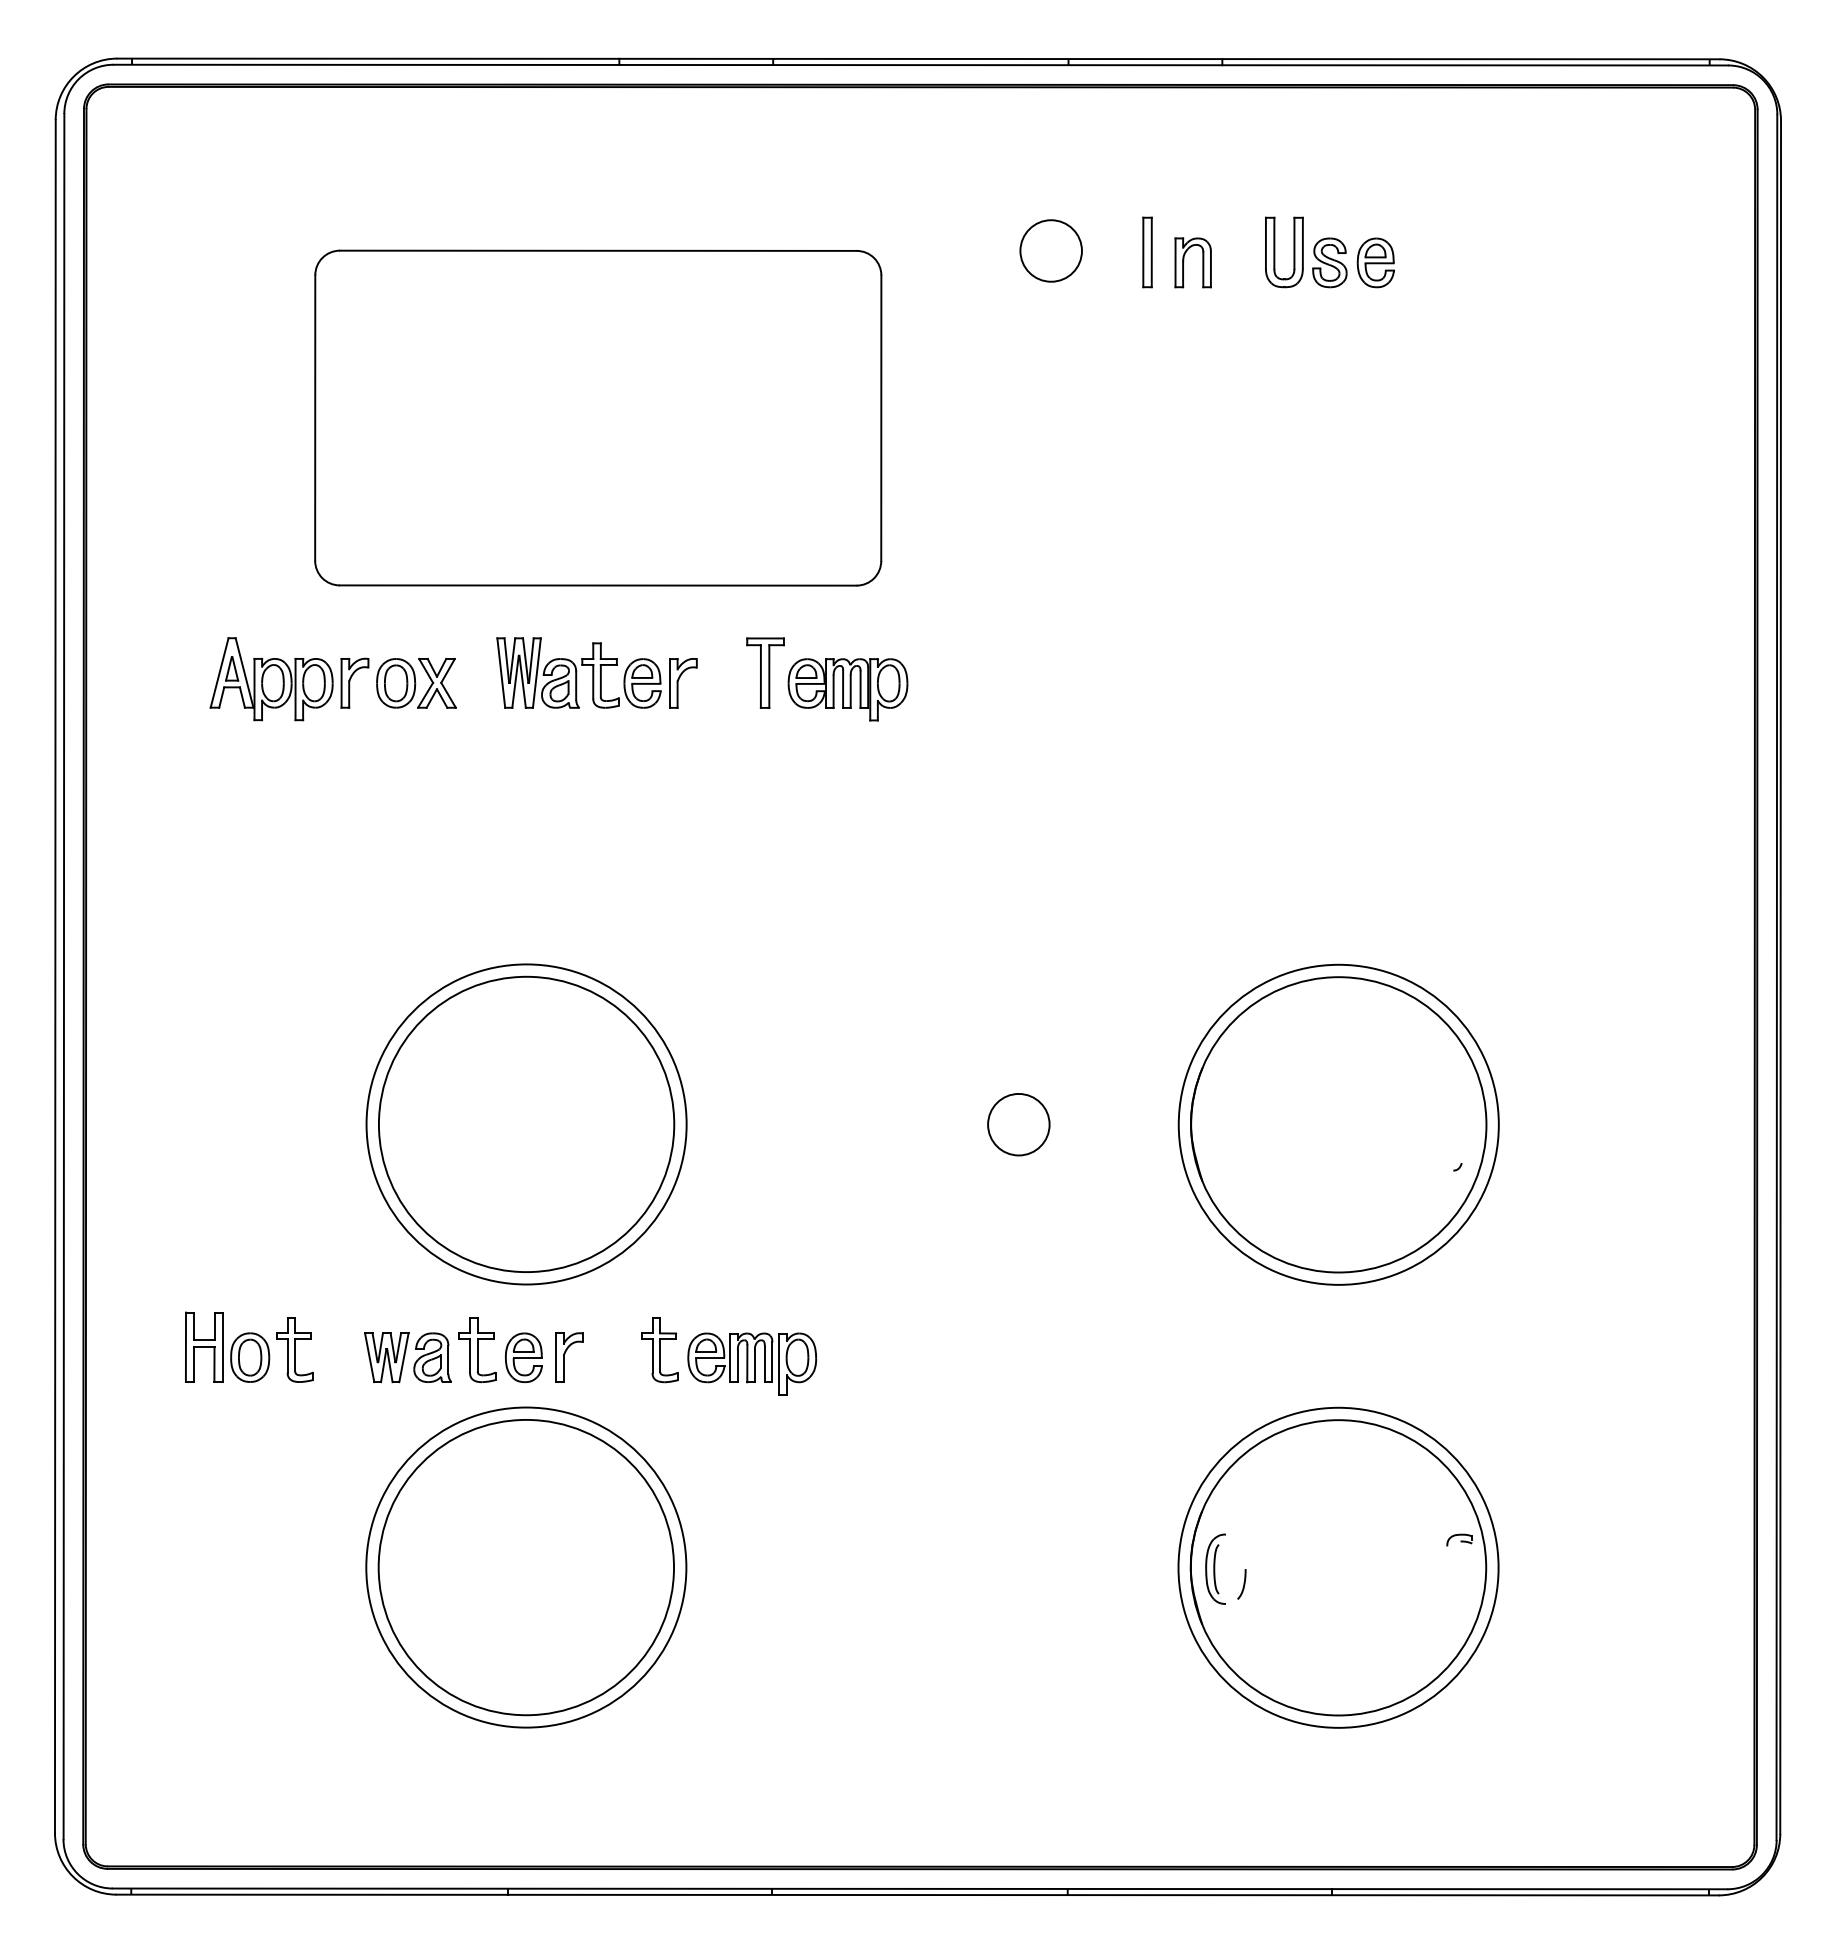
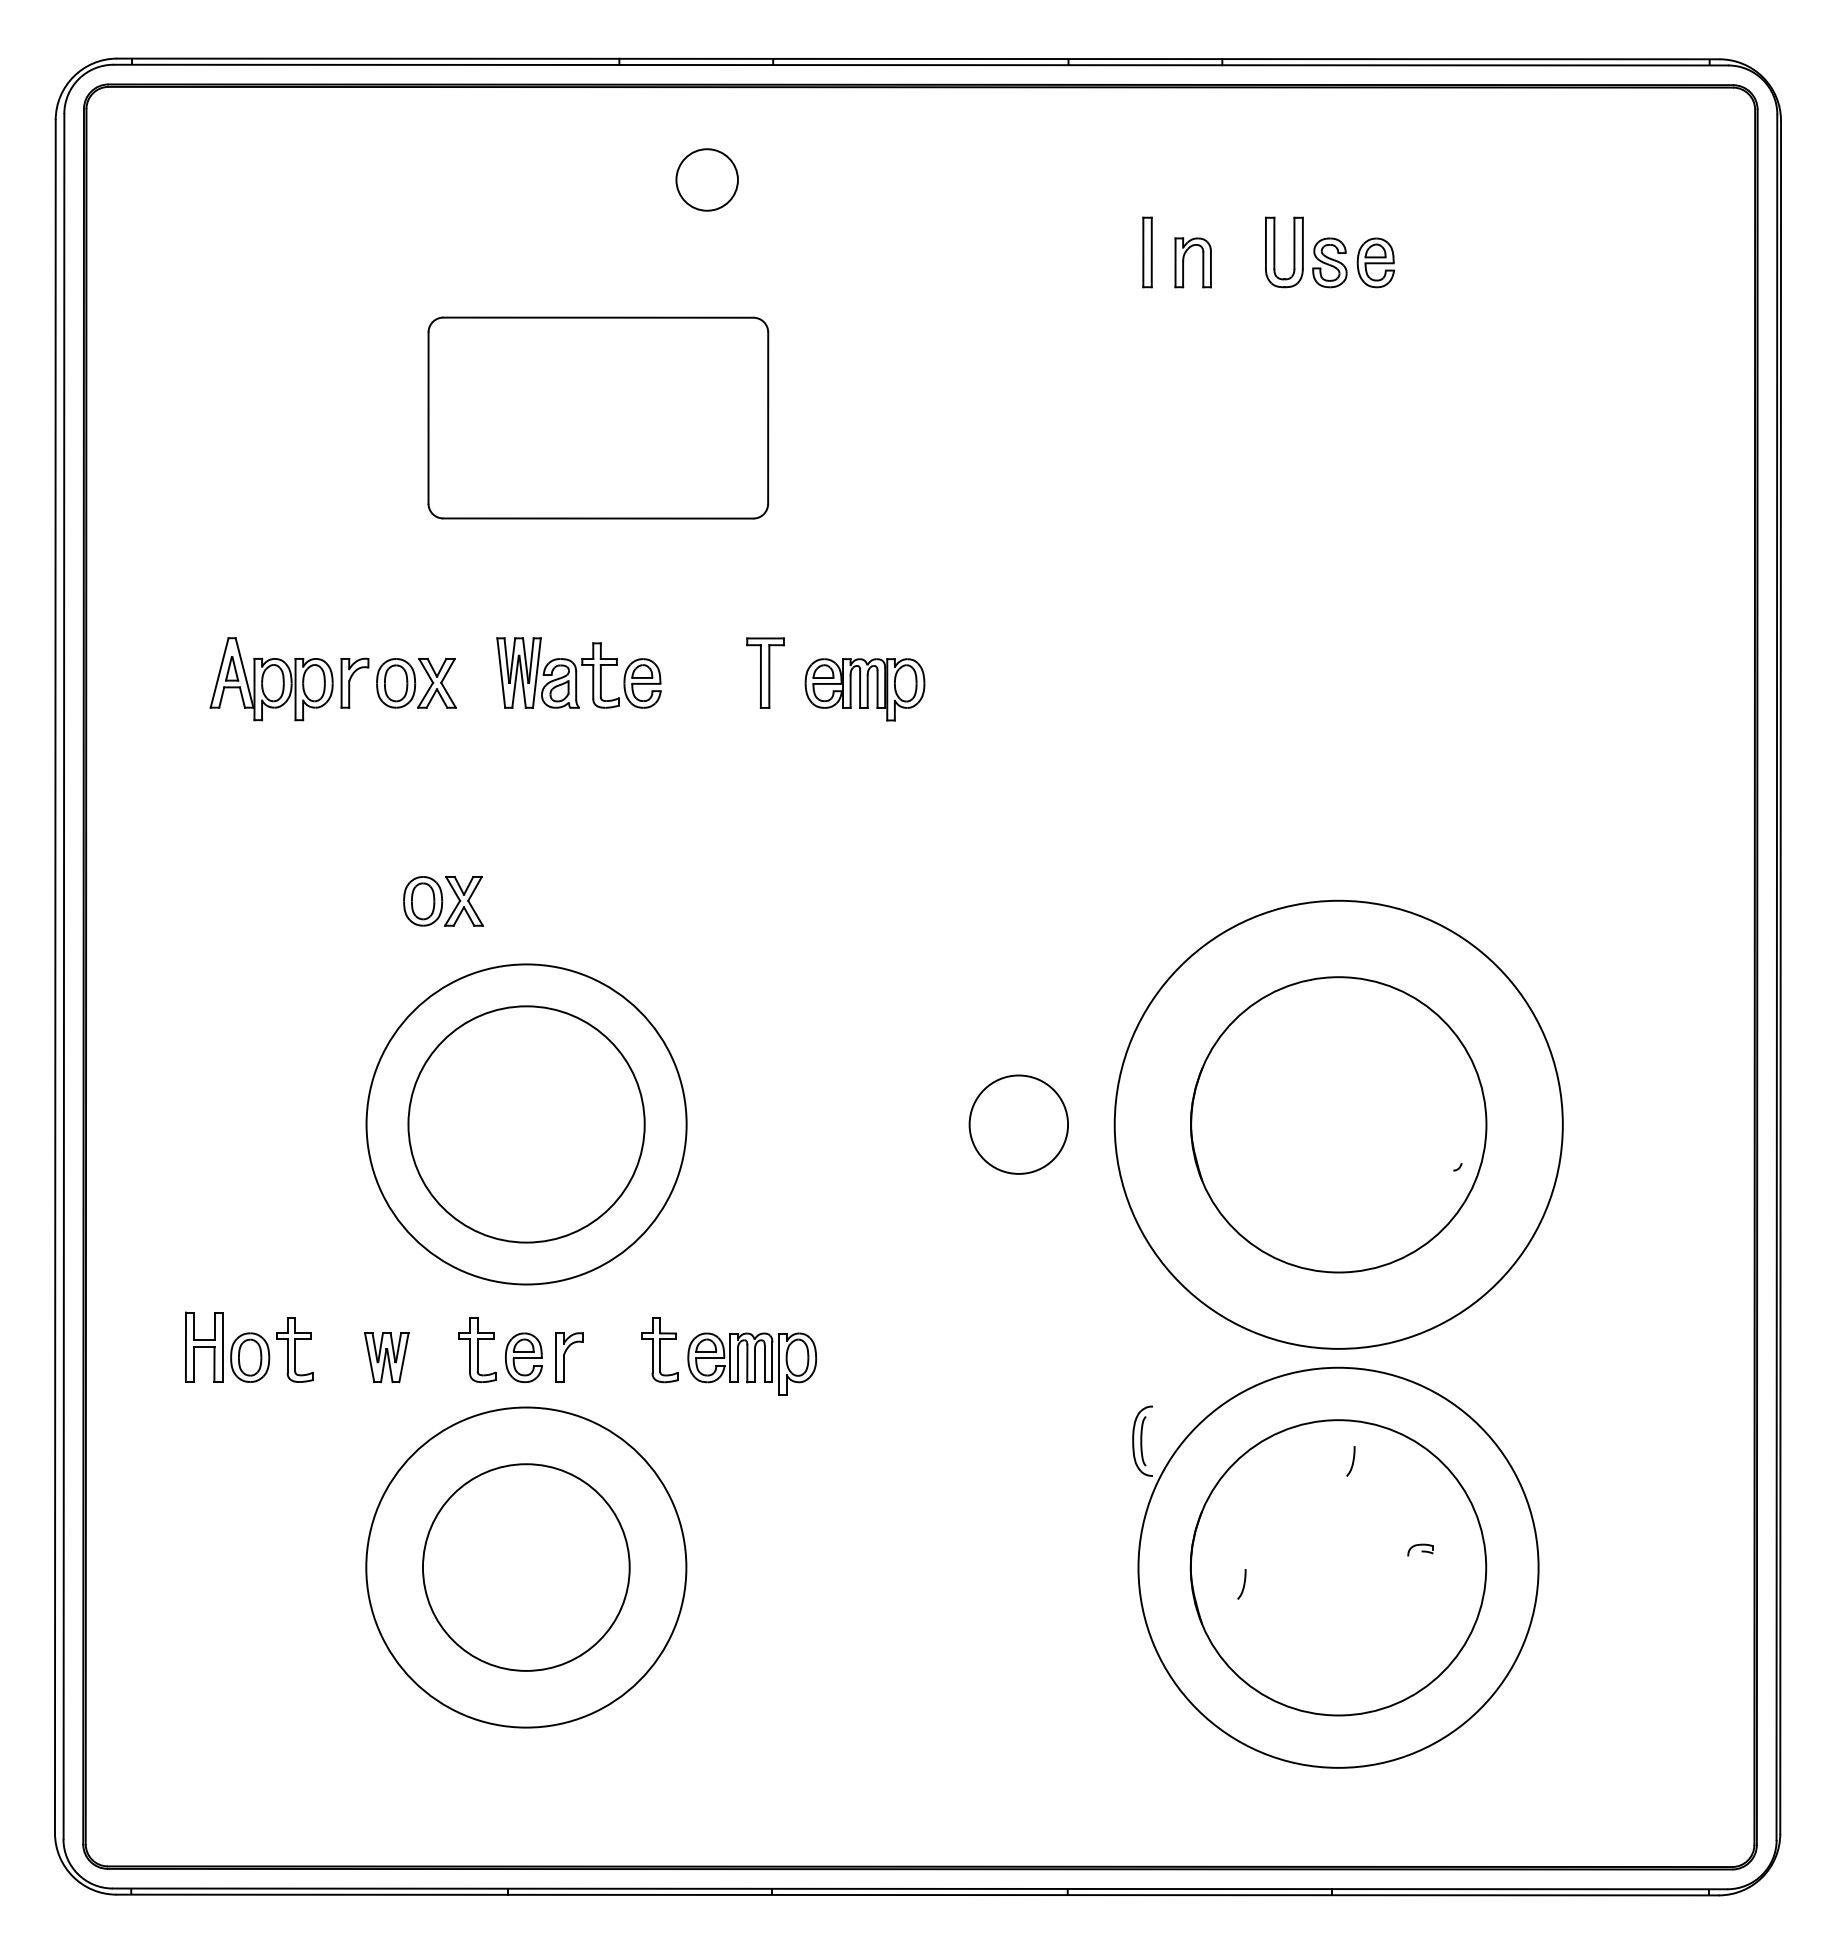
circle position: (1050, 250) -> (706, 179) (706, 179)
part size: 569x338 px -> 343x204 px (598, 417)
part: present -> none (683, 683)
part position: (847, 689) -> (864, 689) (864, 689)
part: none -> present (443, 900)
circle diameter: 295 px -> 236 px (526, 1124)
circle diameter: 62 px -> 98 px (1018, 1124)
circle diameter: 320 px -> 448 px (1338, 1124)
part: present -> none (432, 1357)
curve: none -> present (1352, 1461)
part position: (1459, 1539) -> (1420, 1549) (1420, 1549)
circle diameter: 295 px -> 207 px (525, 1567)
circle diameter: 320 px -> 400 px (1338, 1567)
part position: (1215, 1568) -> (1142, 1440) (1142, 1440)
